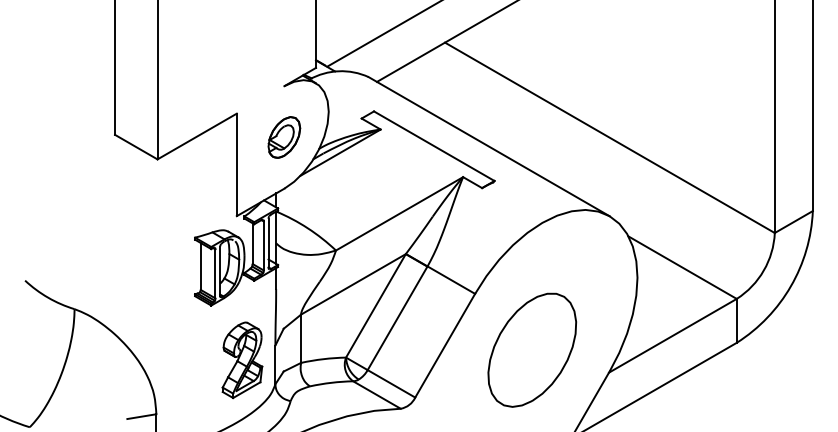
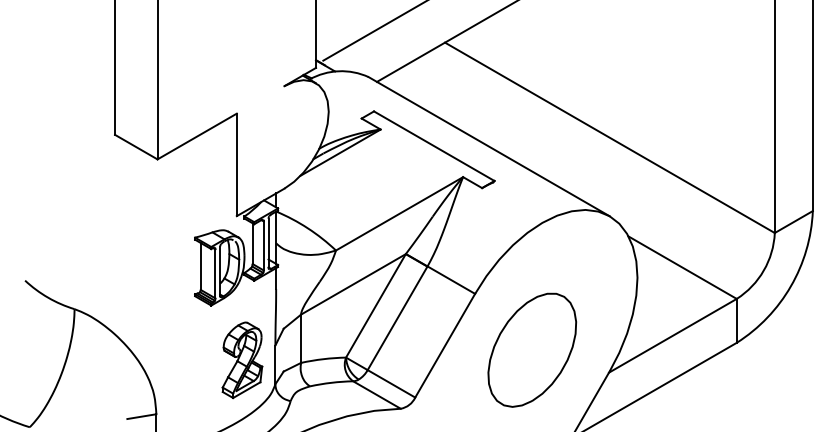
line position: (383, 34) -> (373, 31) (373, 31)
part: present -> none (284, 137)
